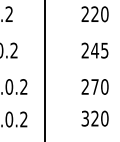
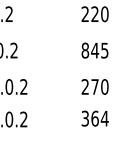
text: 245 -> 845 (85, 50)
line: present -> none (45, 70)
text: 320 -> 364 (99, 118)
